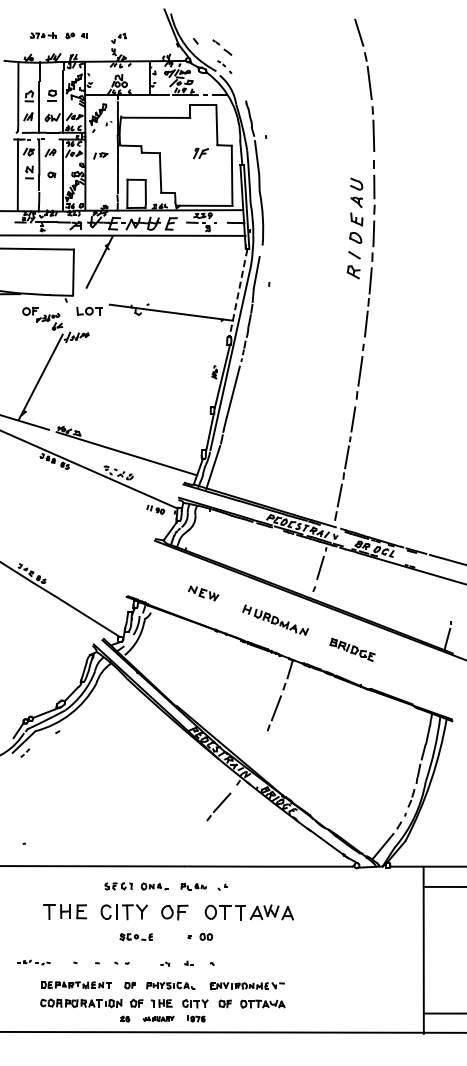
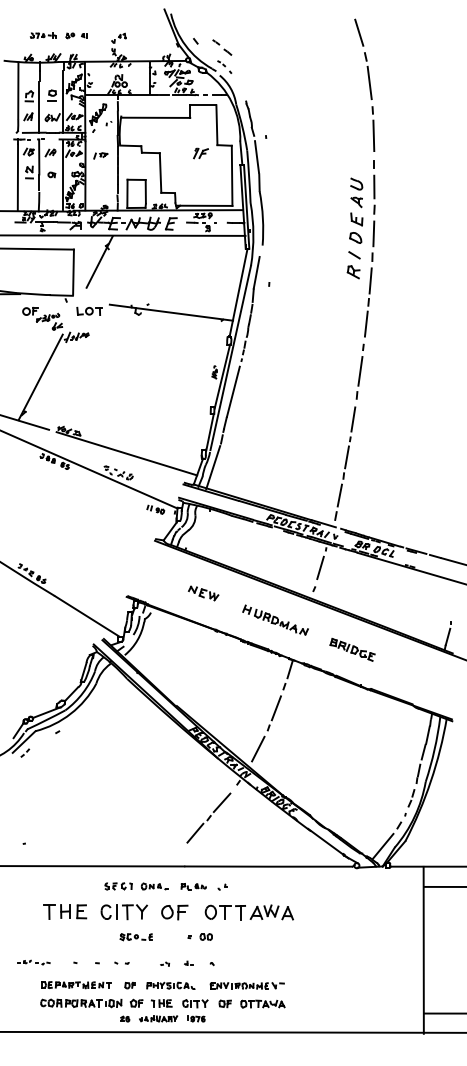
line: dashed -> solid (238, 293)
line: none -> present (258, 748)
line: none -> present (195, 832)
part size: 33x7 px -> 40x8 px (158, 1018)
